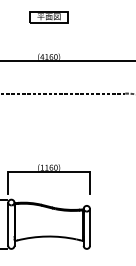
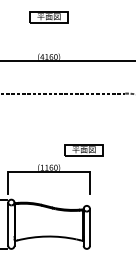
part: none -> present (83, 150)
